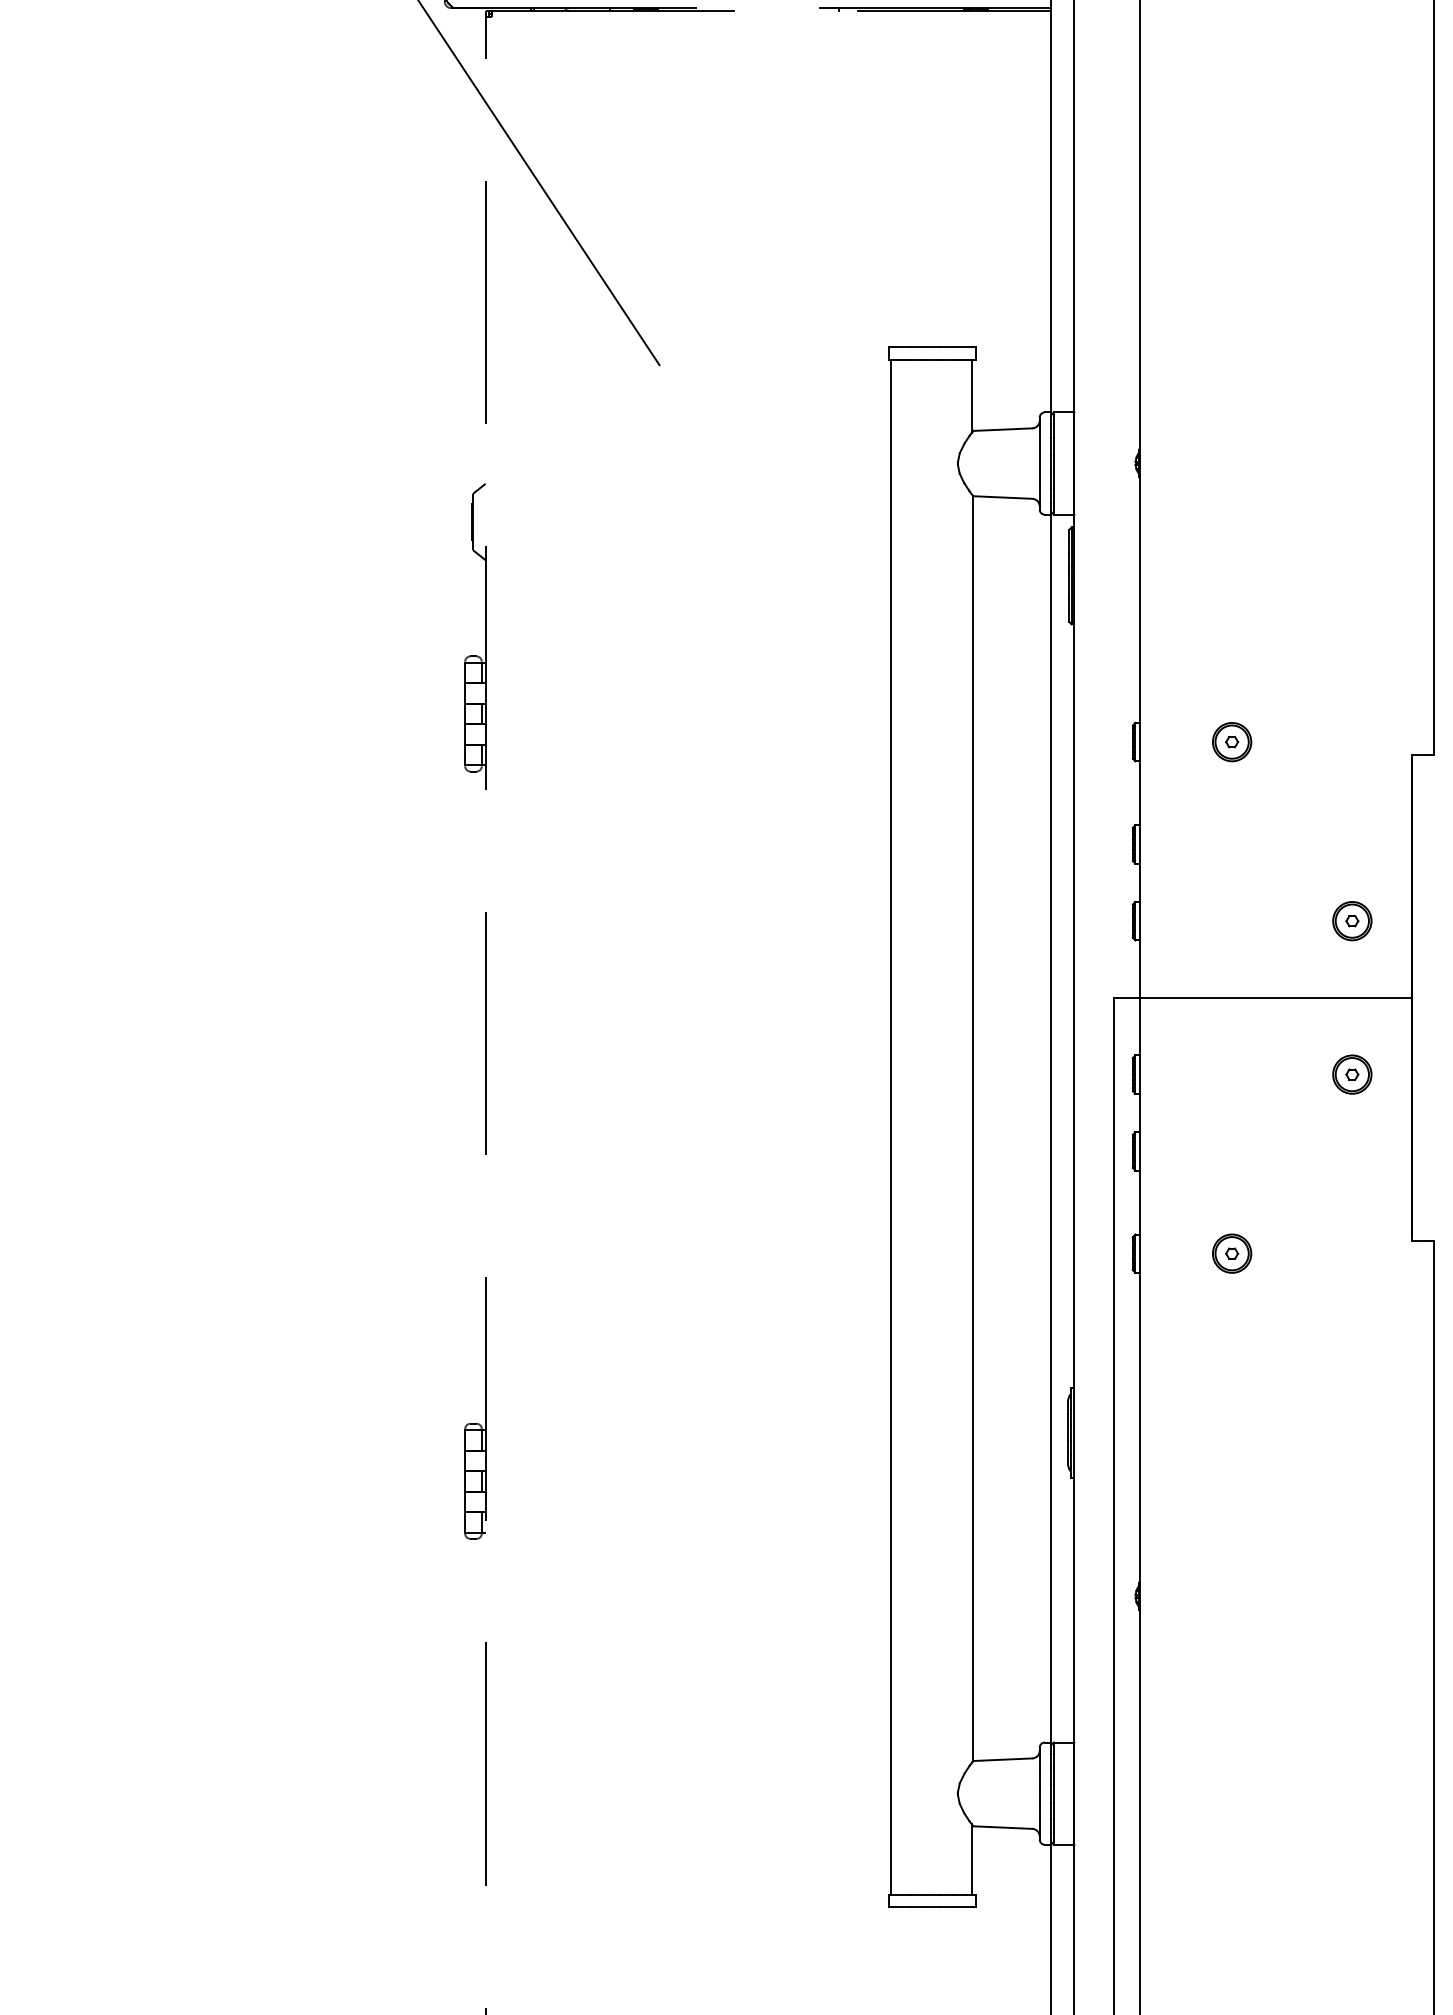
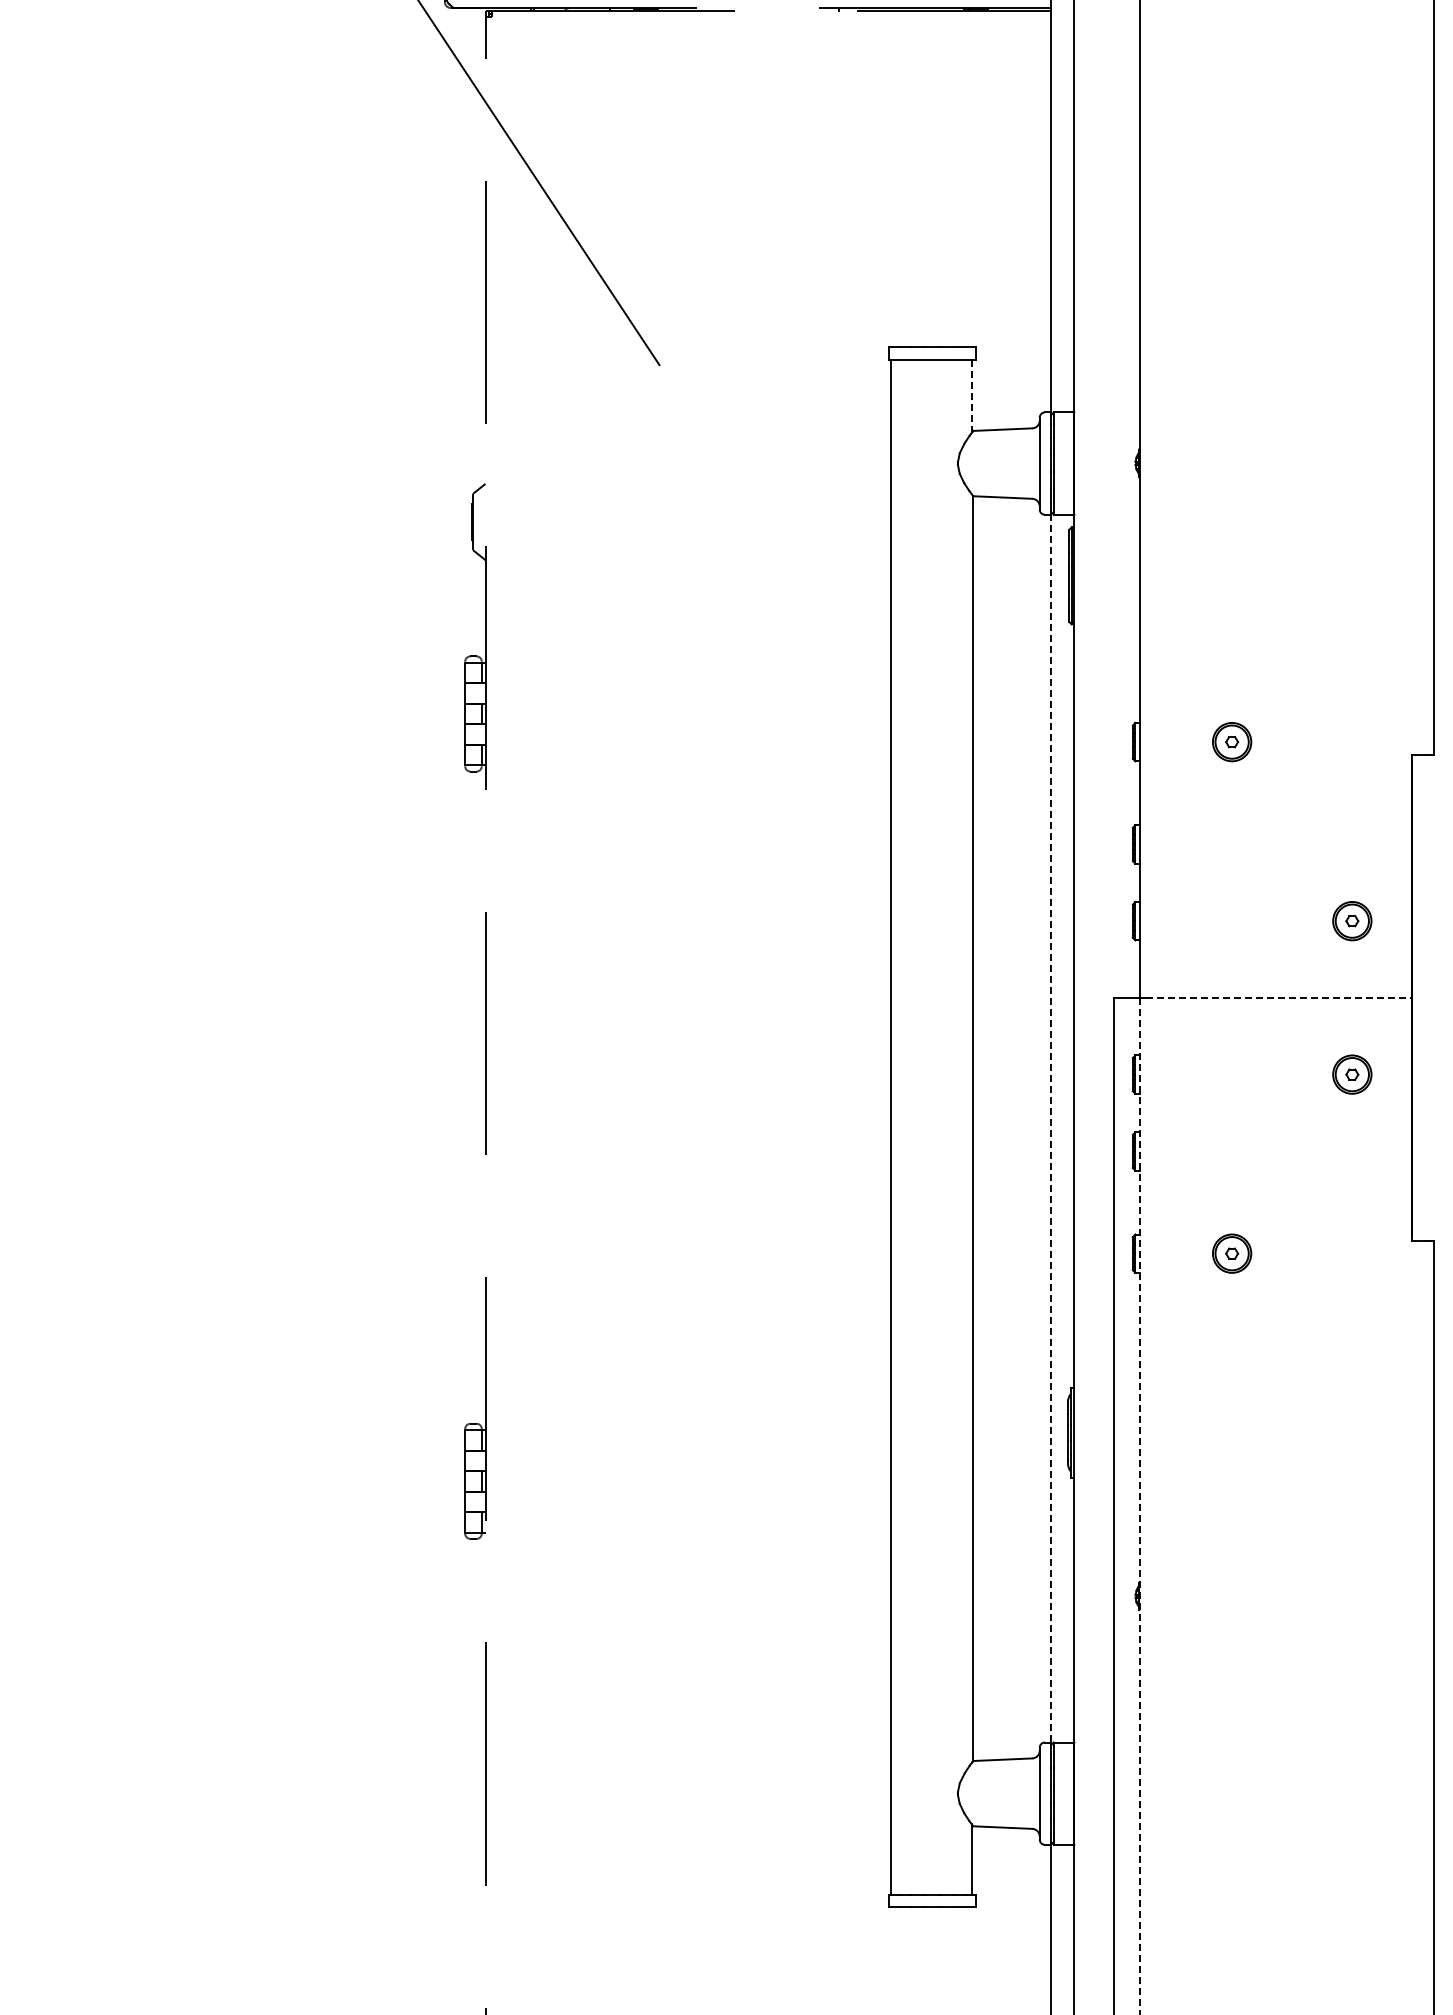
line: solid -> dashed (971, 396)
line: solid -> dashed (1279, 997)
line: solid -> dashed (1051, 1128)
line: solid -> dashed (1139, 1506)
